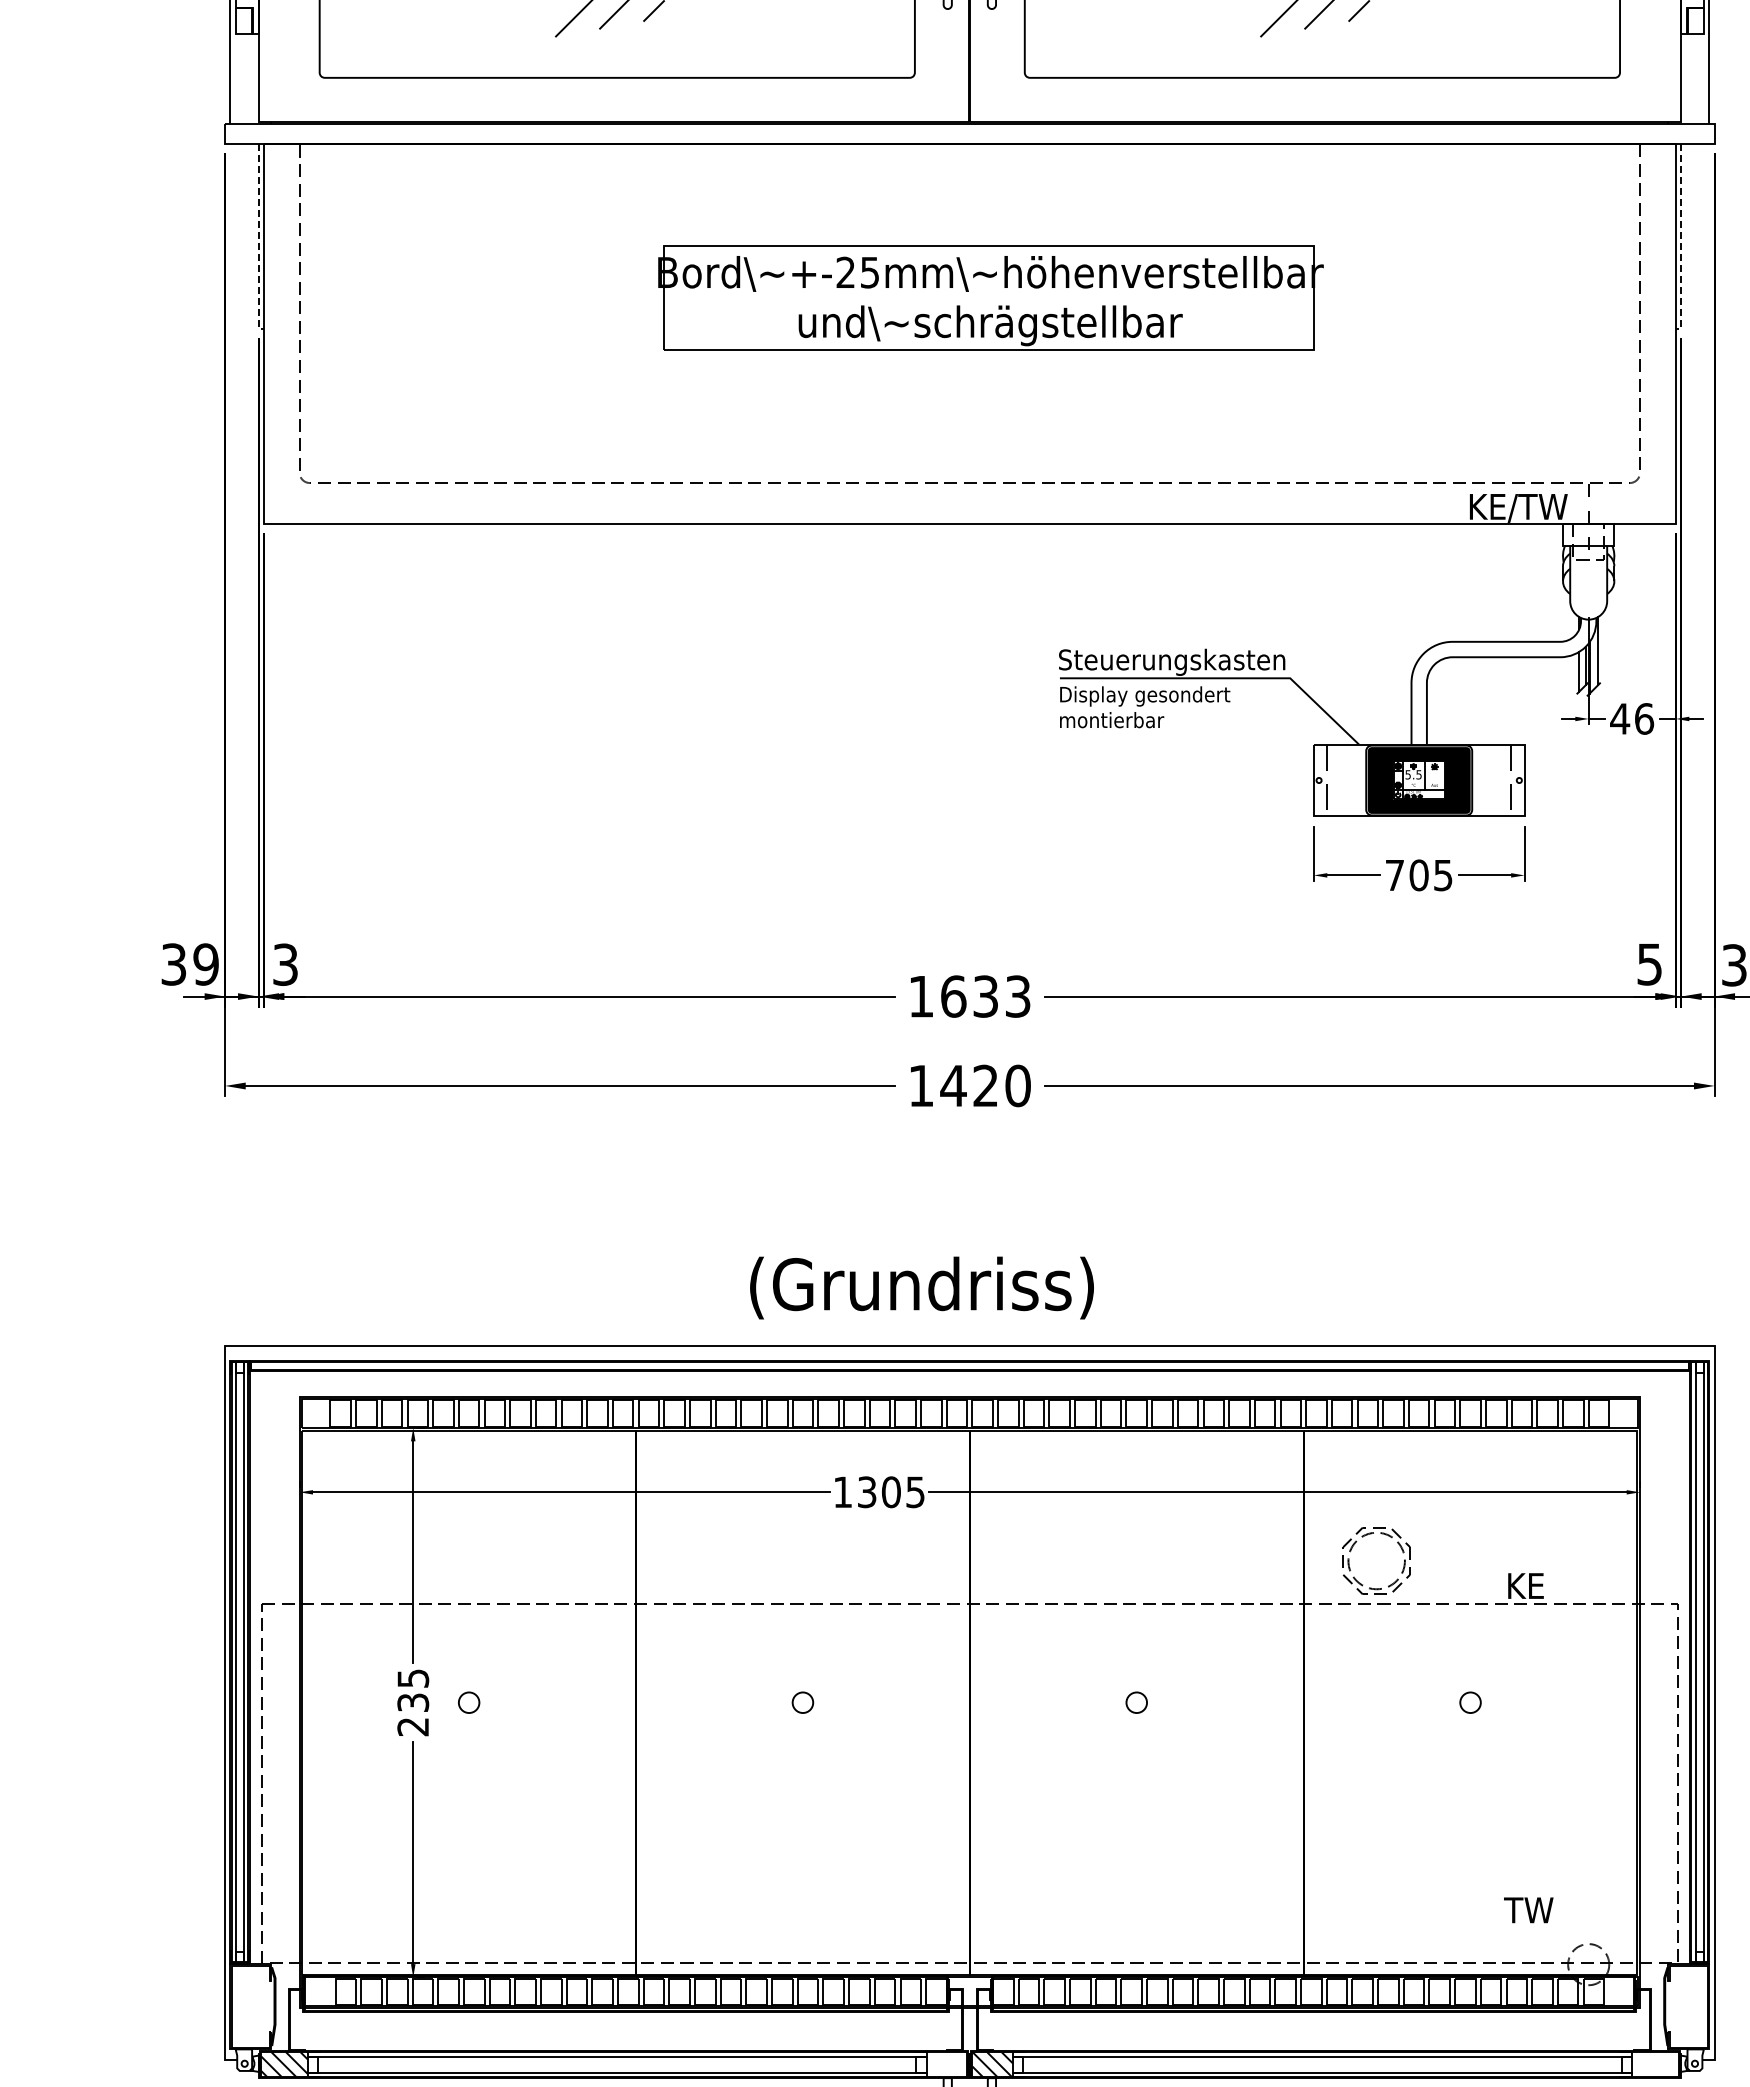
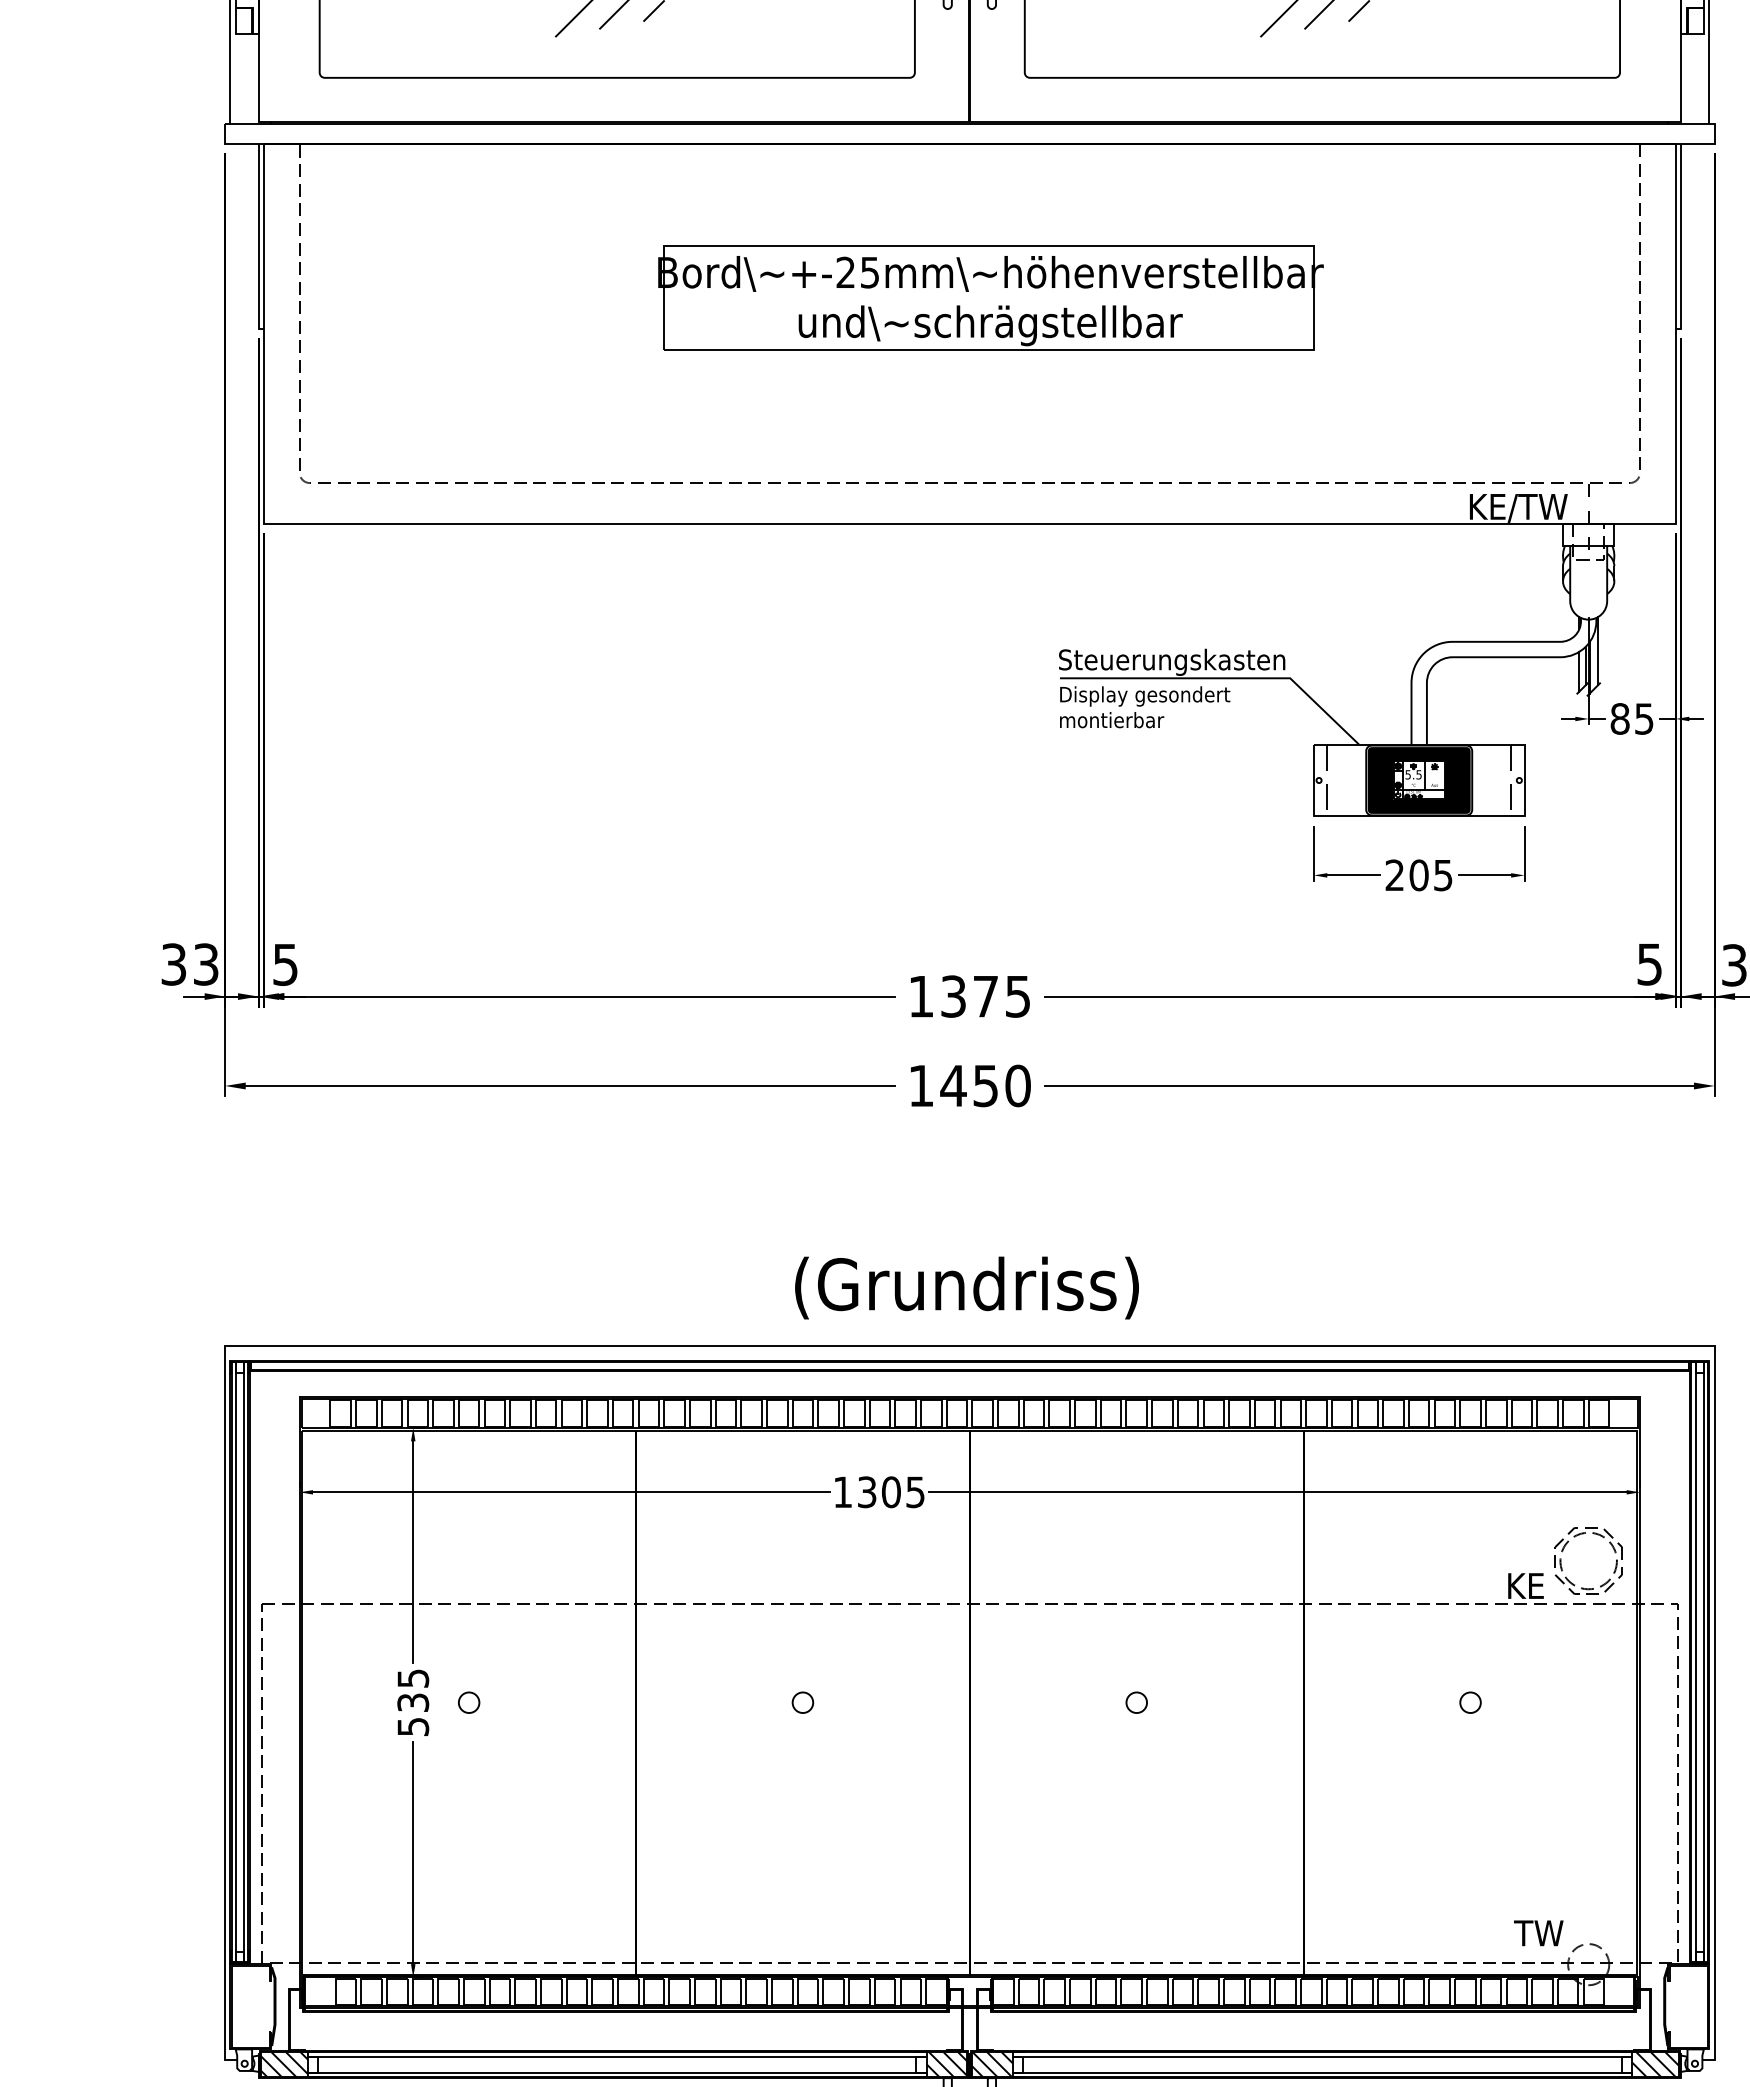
line: dashed -> solid (258, 240)
line: dashed -> solid (1681, 240)
text: 46 -> 85 (1632, 718)
text: 705 -> 205 (1394, 874)
text: 39 -> 33 (205, 964)
text: 3 -> 5 (285, 964)
text: 1633 -> 1375 (985, 996)
text: 1420 -> 1450 (985, 1085)
text position: (921, 1287) -> (966, 1287) (966, 1287)
part position: (1365, 1536) -> (1577, 1536) (1577, 1536)
text: 235 -> 535 (413, 1727)
text position: (1528, 1910) -> (1538, 1933) (1538, 1933)
hatch: none -> present (947, 2064)
hatch: none -> present (1654, 2064)
